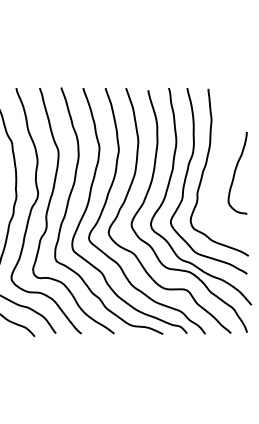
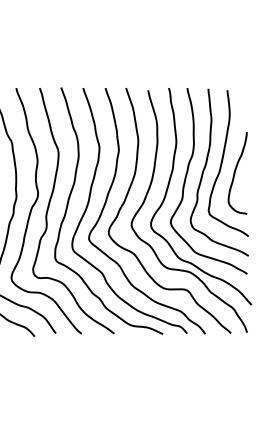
curve: none -> present (223, 160)
